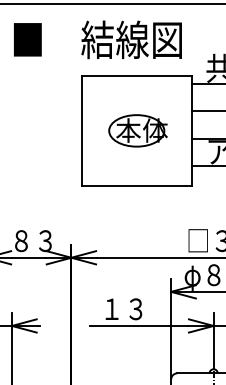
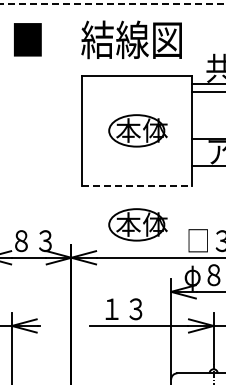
line: solid -> dashed (112, 4)
line position: (206, 111) -> (206, 92) (206, 92)
line: solid -> dashed (137, 186)
part: none -> present (137, 224)
